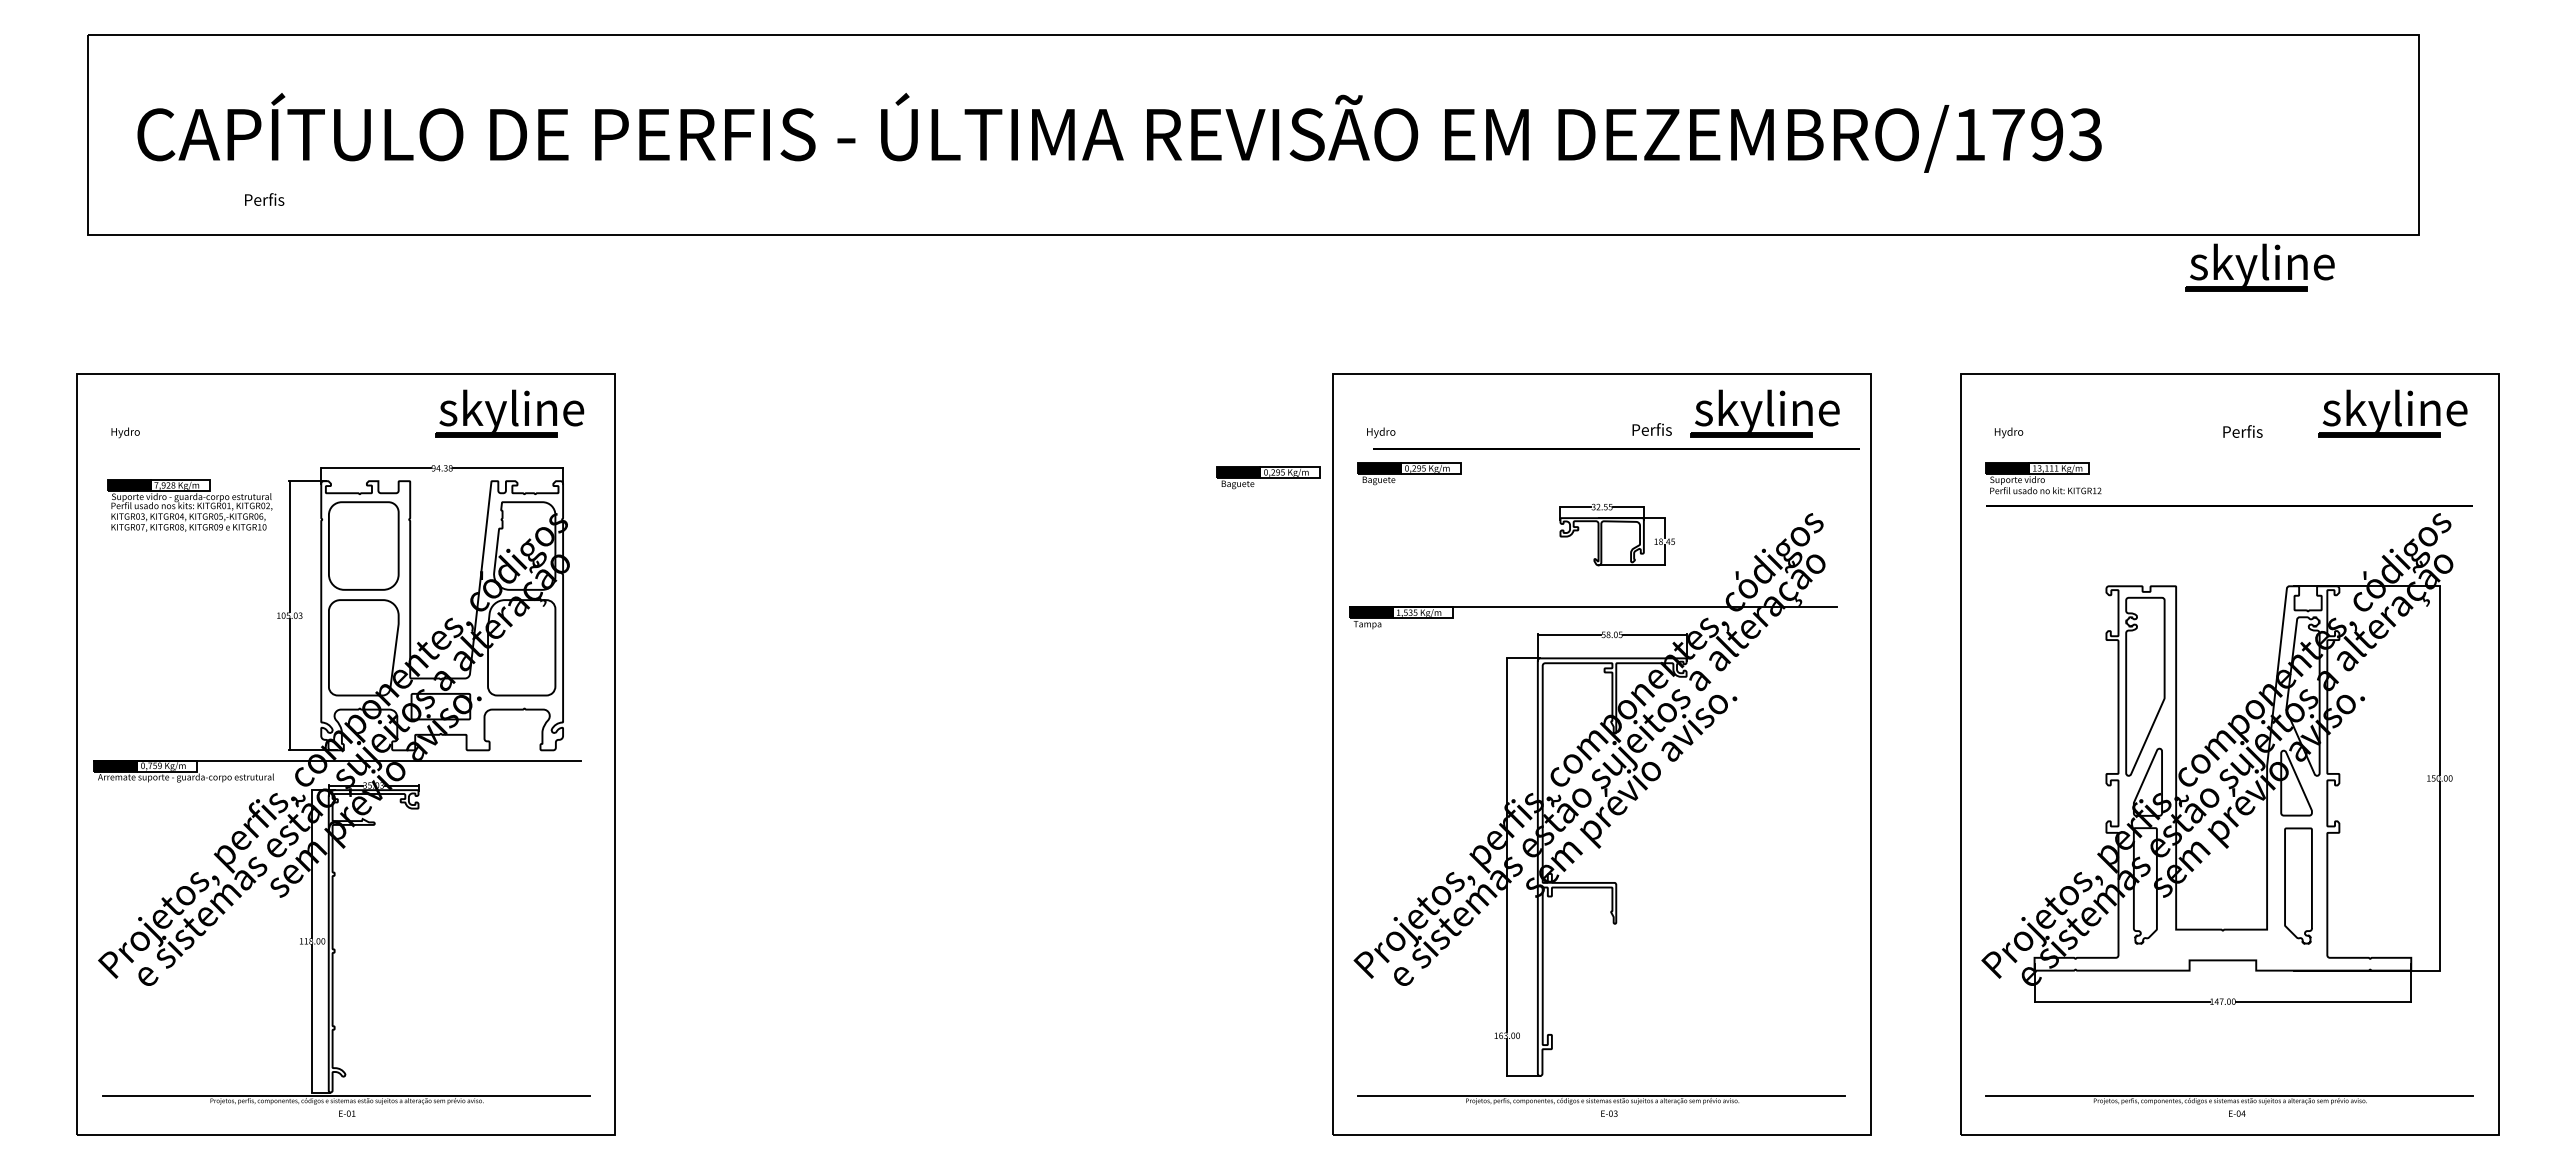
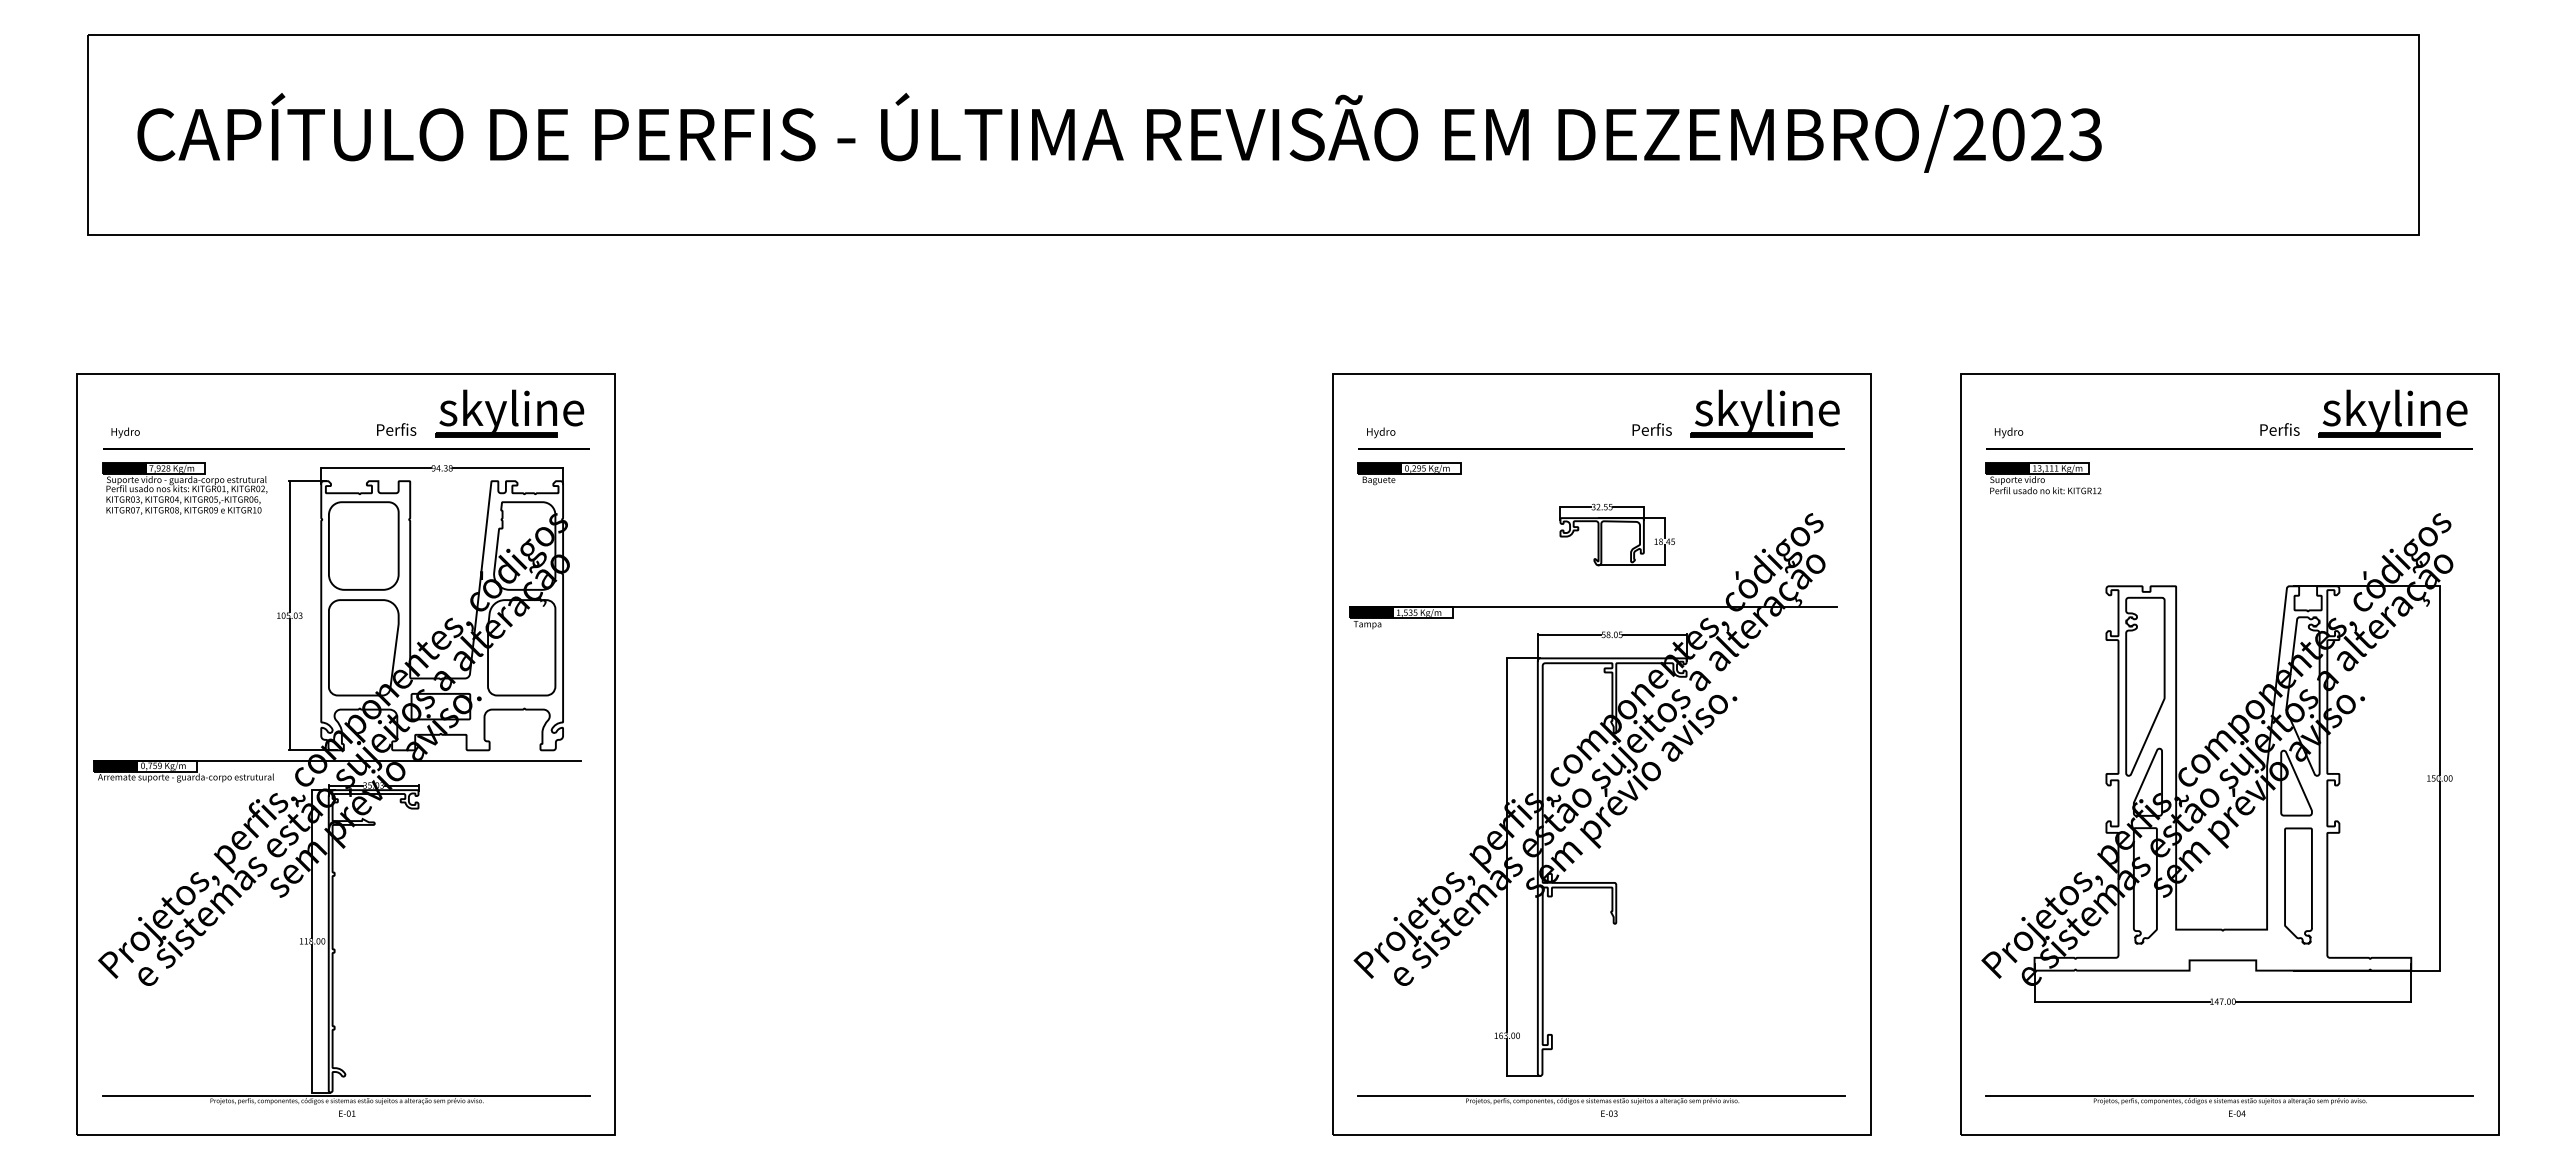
text: DEZEMBRO/1793 -> DEZEMBRO/2023 (2008, 134)
text position: (264, 199) -> (396, 429) (396, 429)
part: present -> none (2259, 267)
text position: (2242, 431) -> (2279, 429) (2279, 429)
fill: none -> present (345, 448)
line position: (1616, 448) -> (1601, 448) (1601, 448)
part: present -> none (1268, 477)
part position: (189, 505) -> (184, 488) (184, 488)
line position: (2229, 505) -> (2229, 448) (2229, 448)
